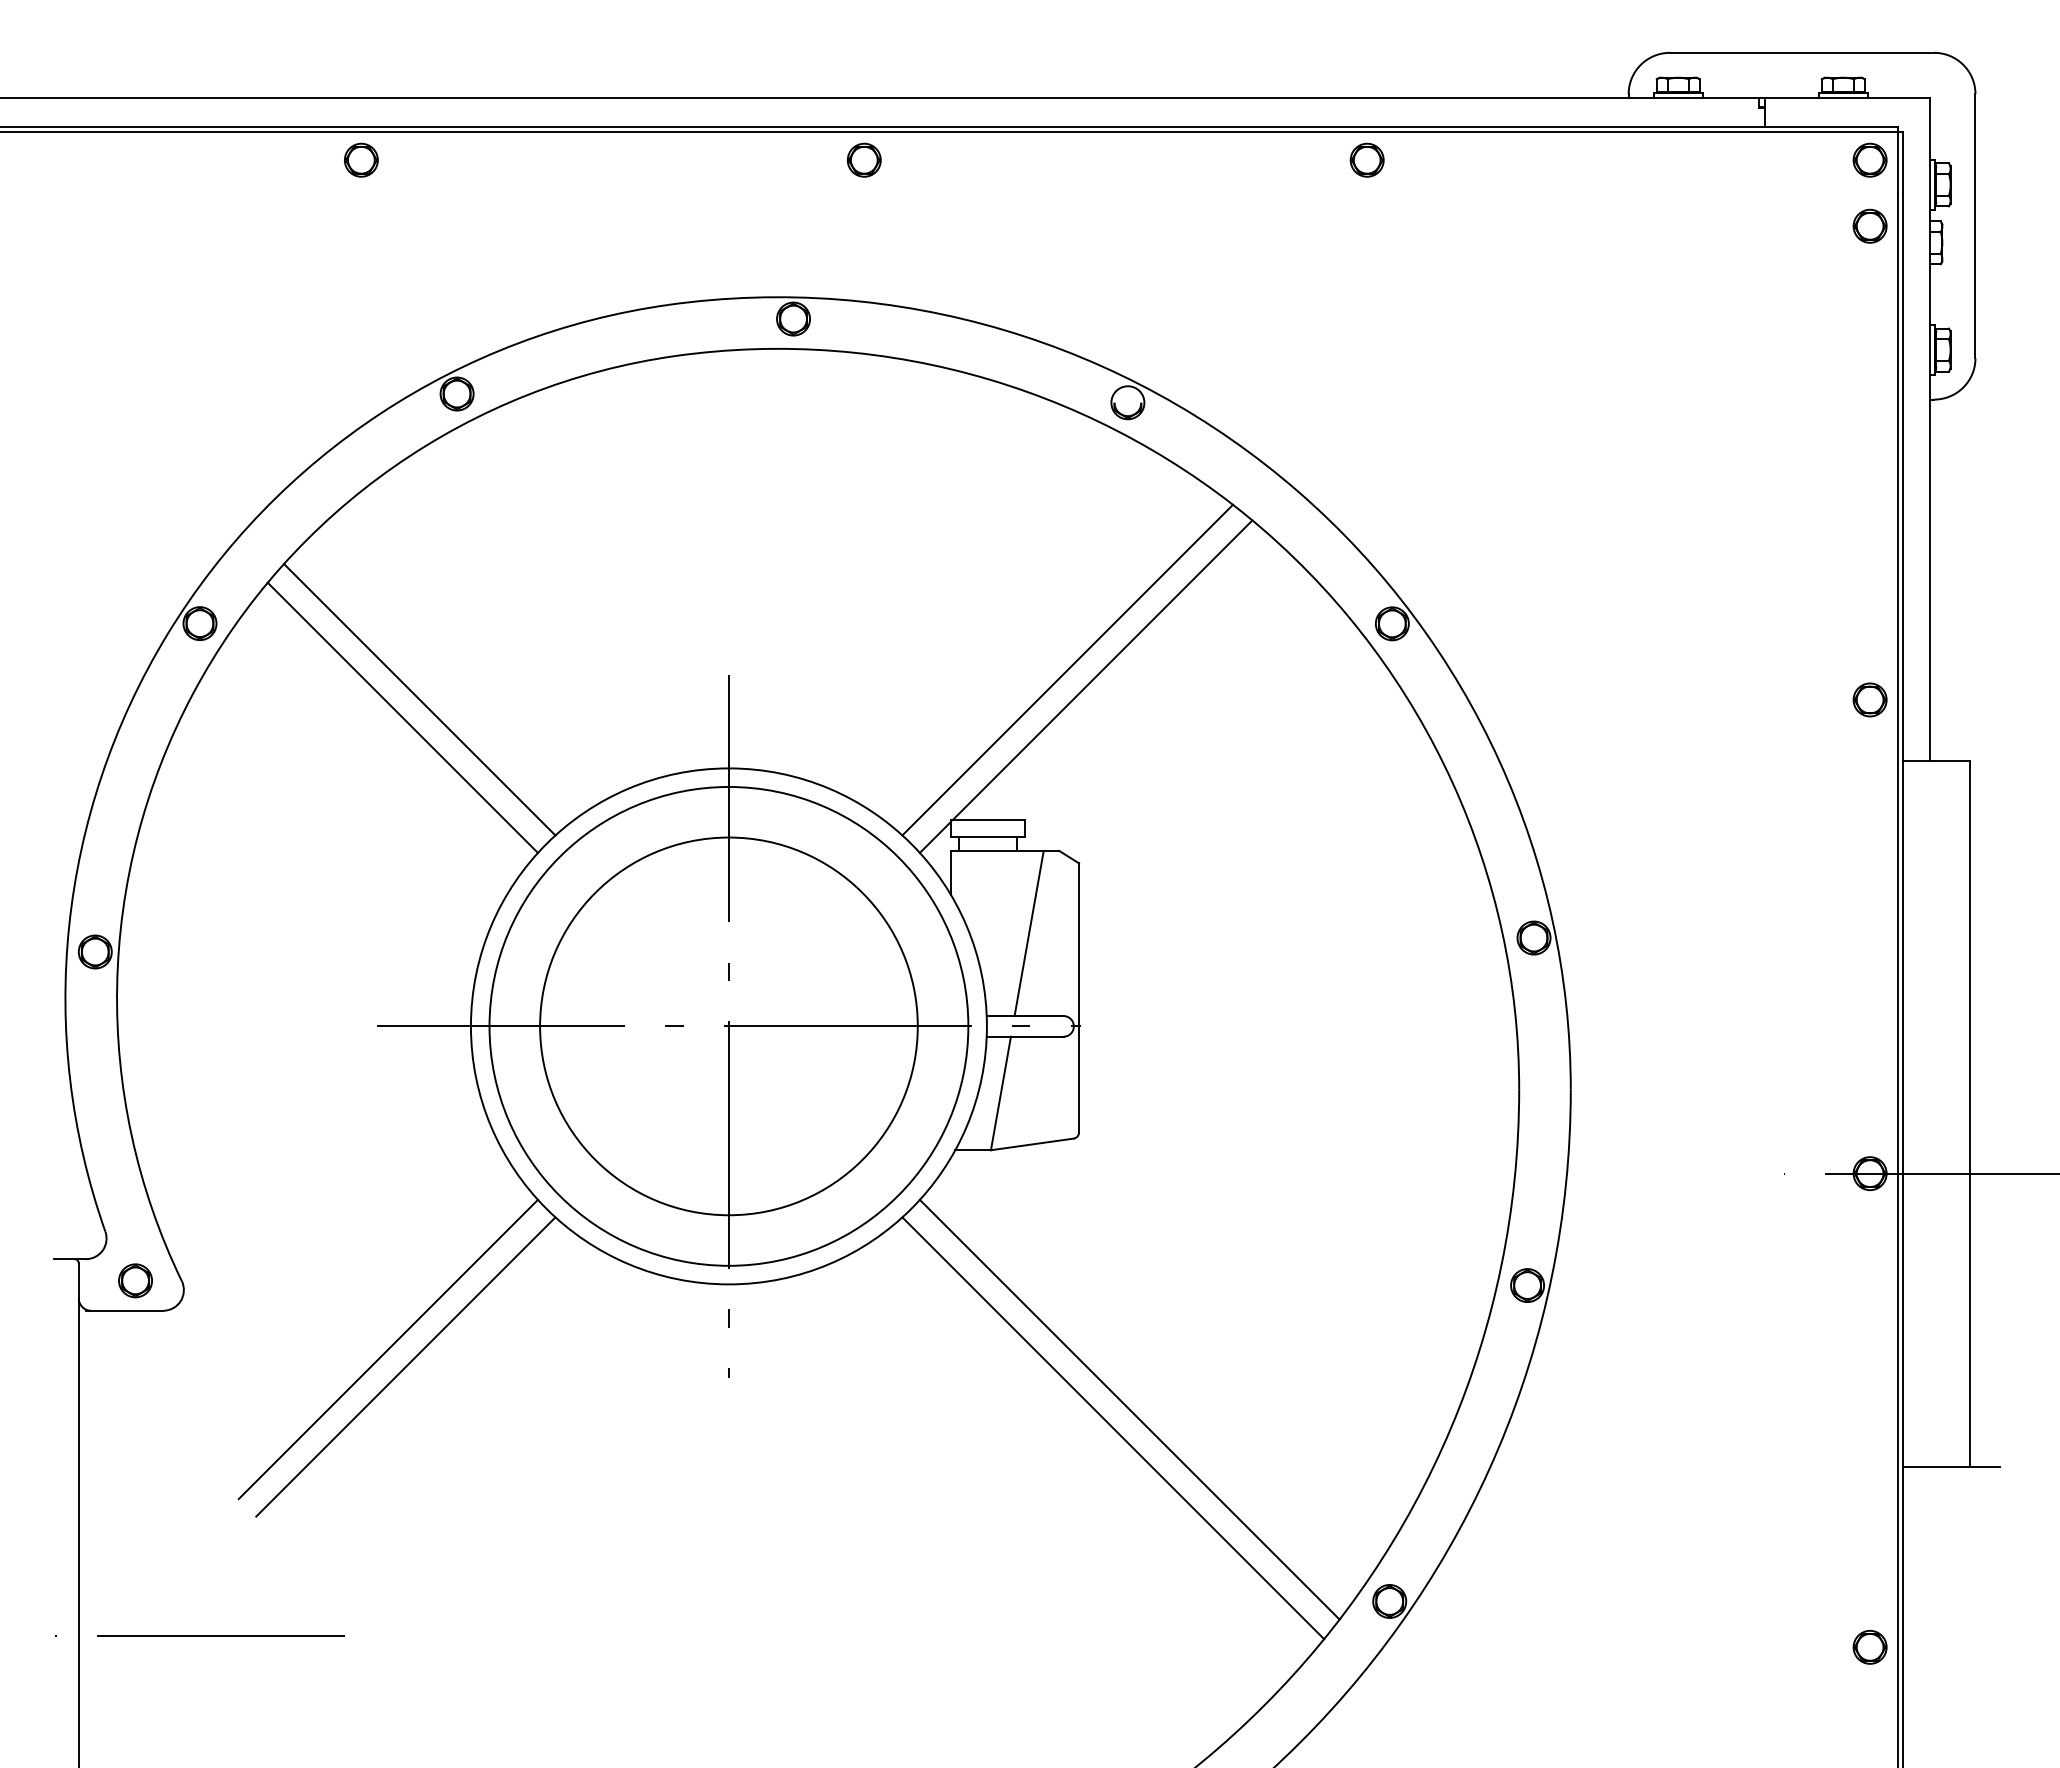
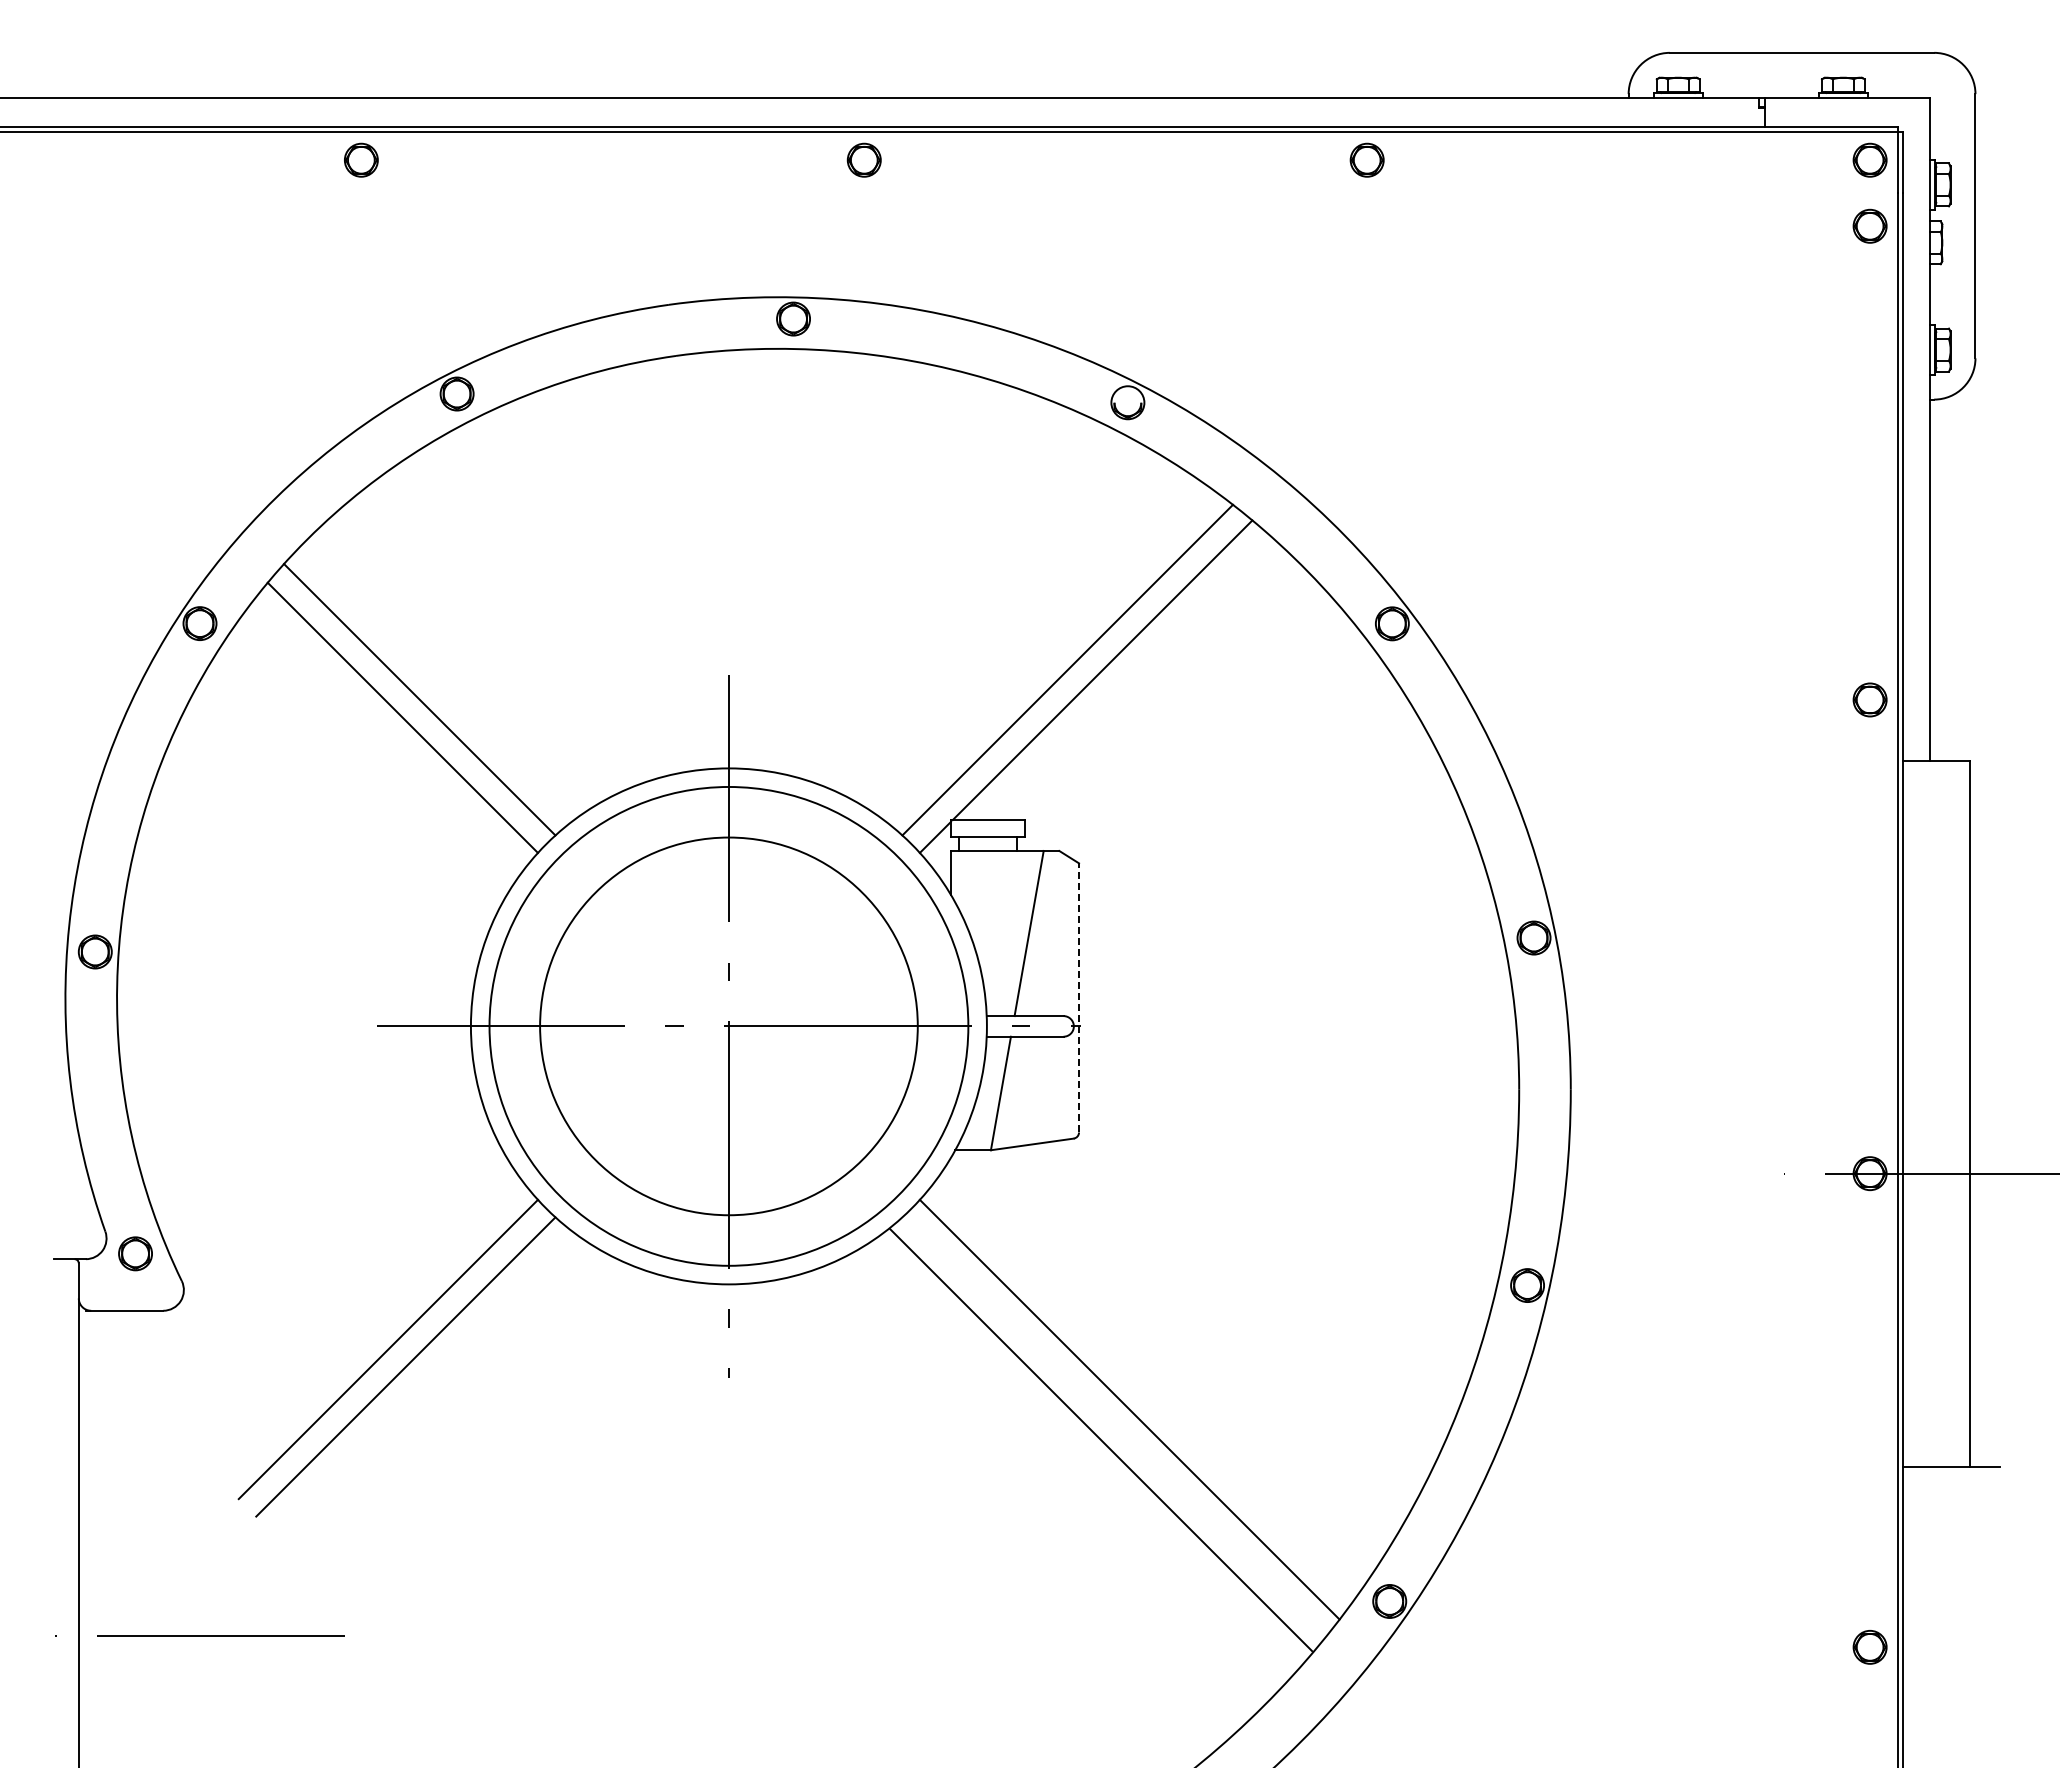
line: solid -> dashed (1079, 997)
part position: (135, 1280) -> (135, 1253) (135, 1253)
line position: (1113, 1428) -> (1101, 1440) (1101, 1440)
